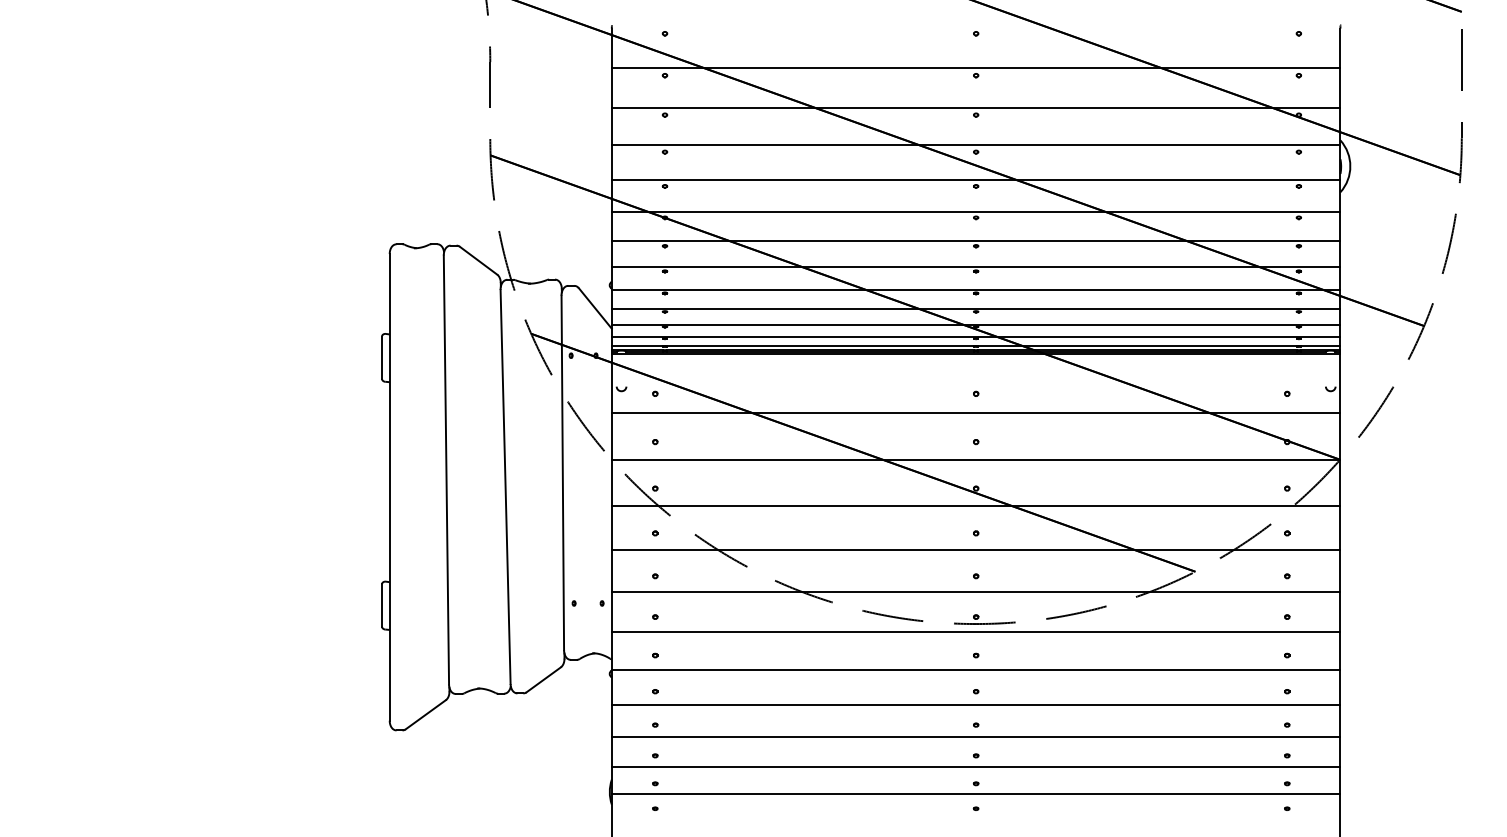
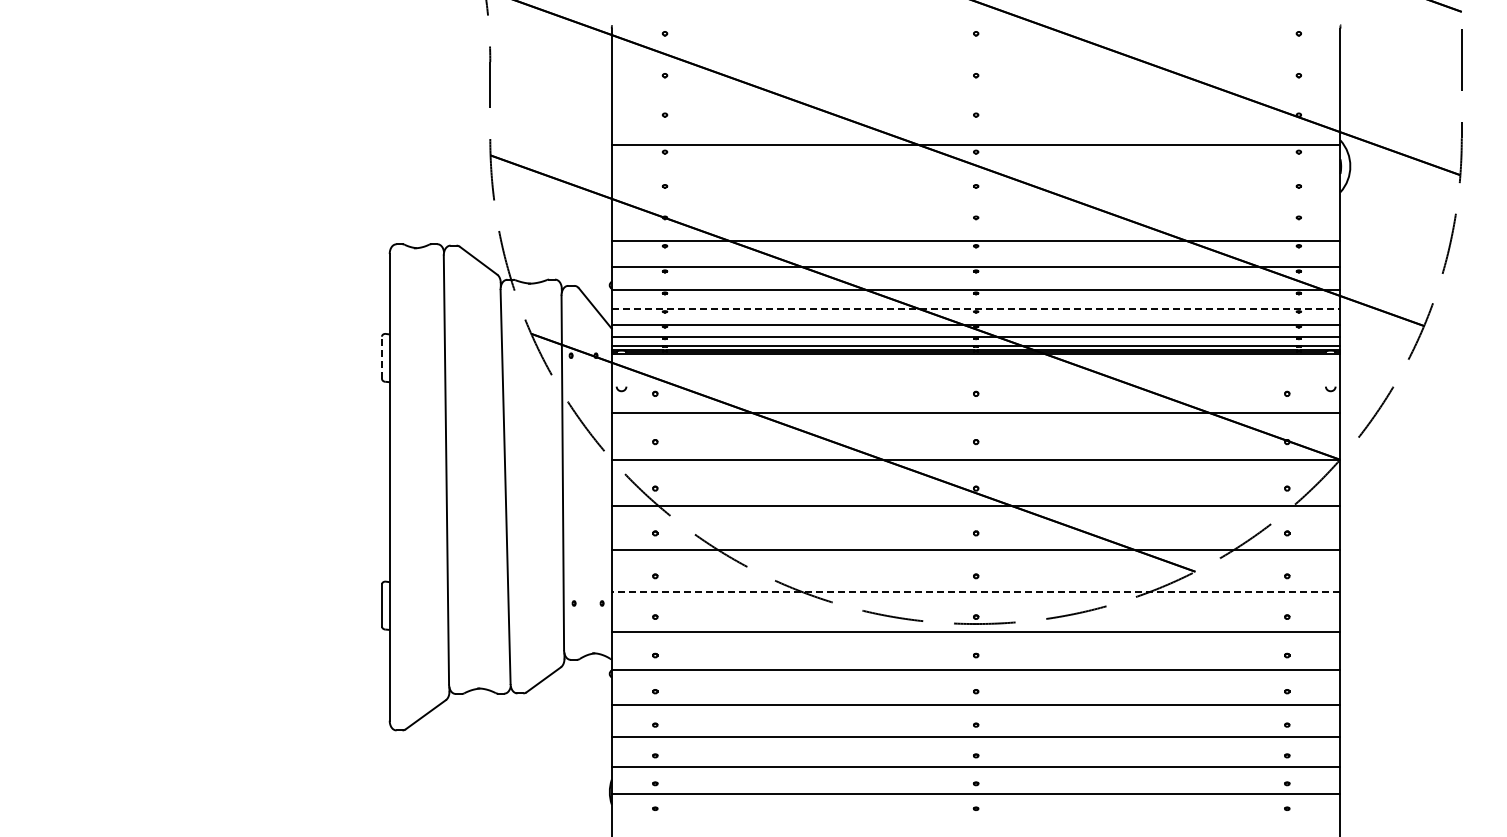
line: present -> none (975, 67)
line: present -> none (975, 107)
line: present -> none (975, 180)
line: present -> none (975, 212)
line: solid -> dashed (976, 309)
line: solid -> dashed (382, 357)
line: solid -> dashed (975, 592)
